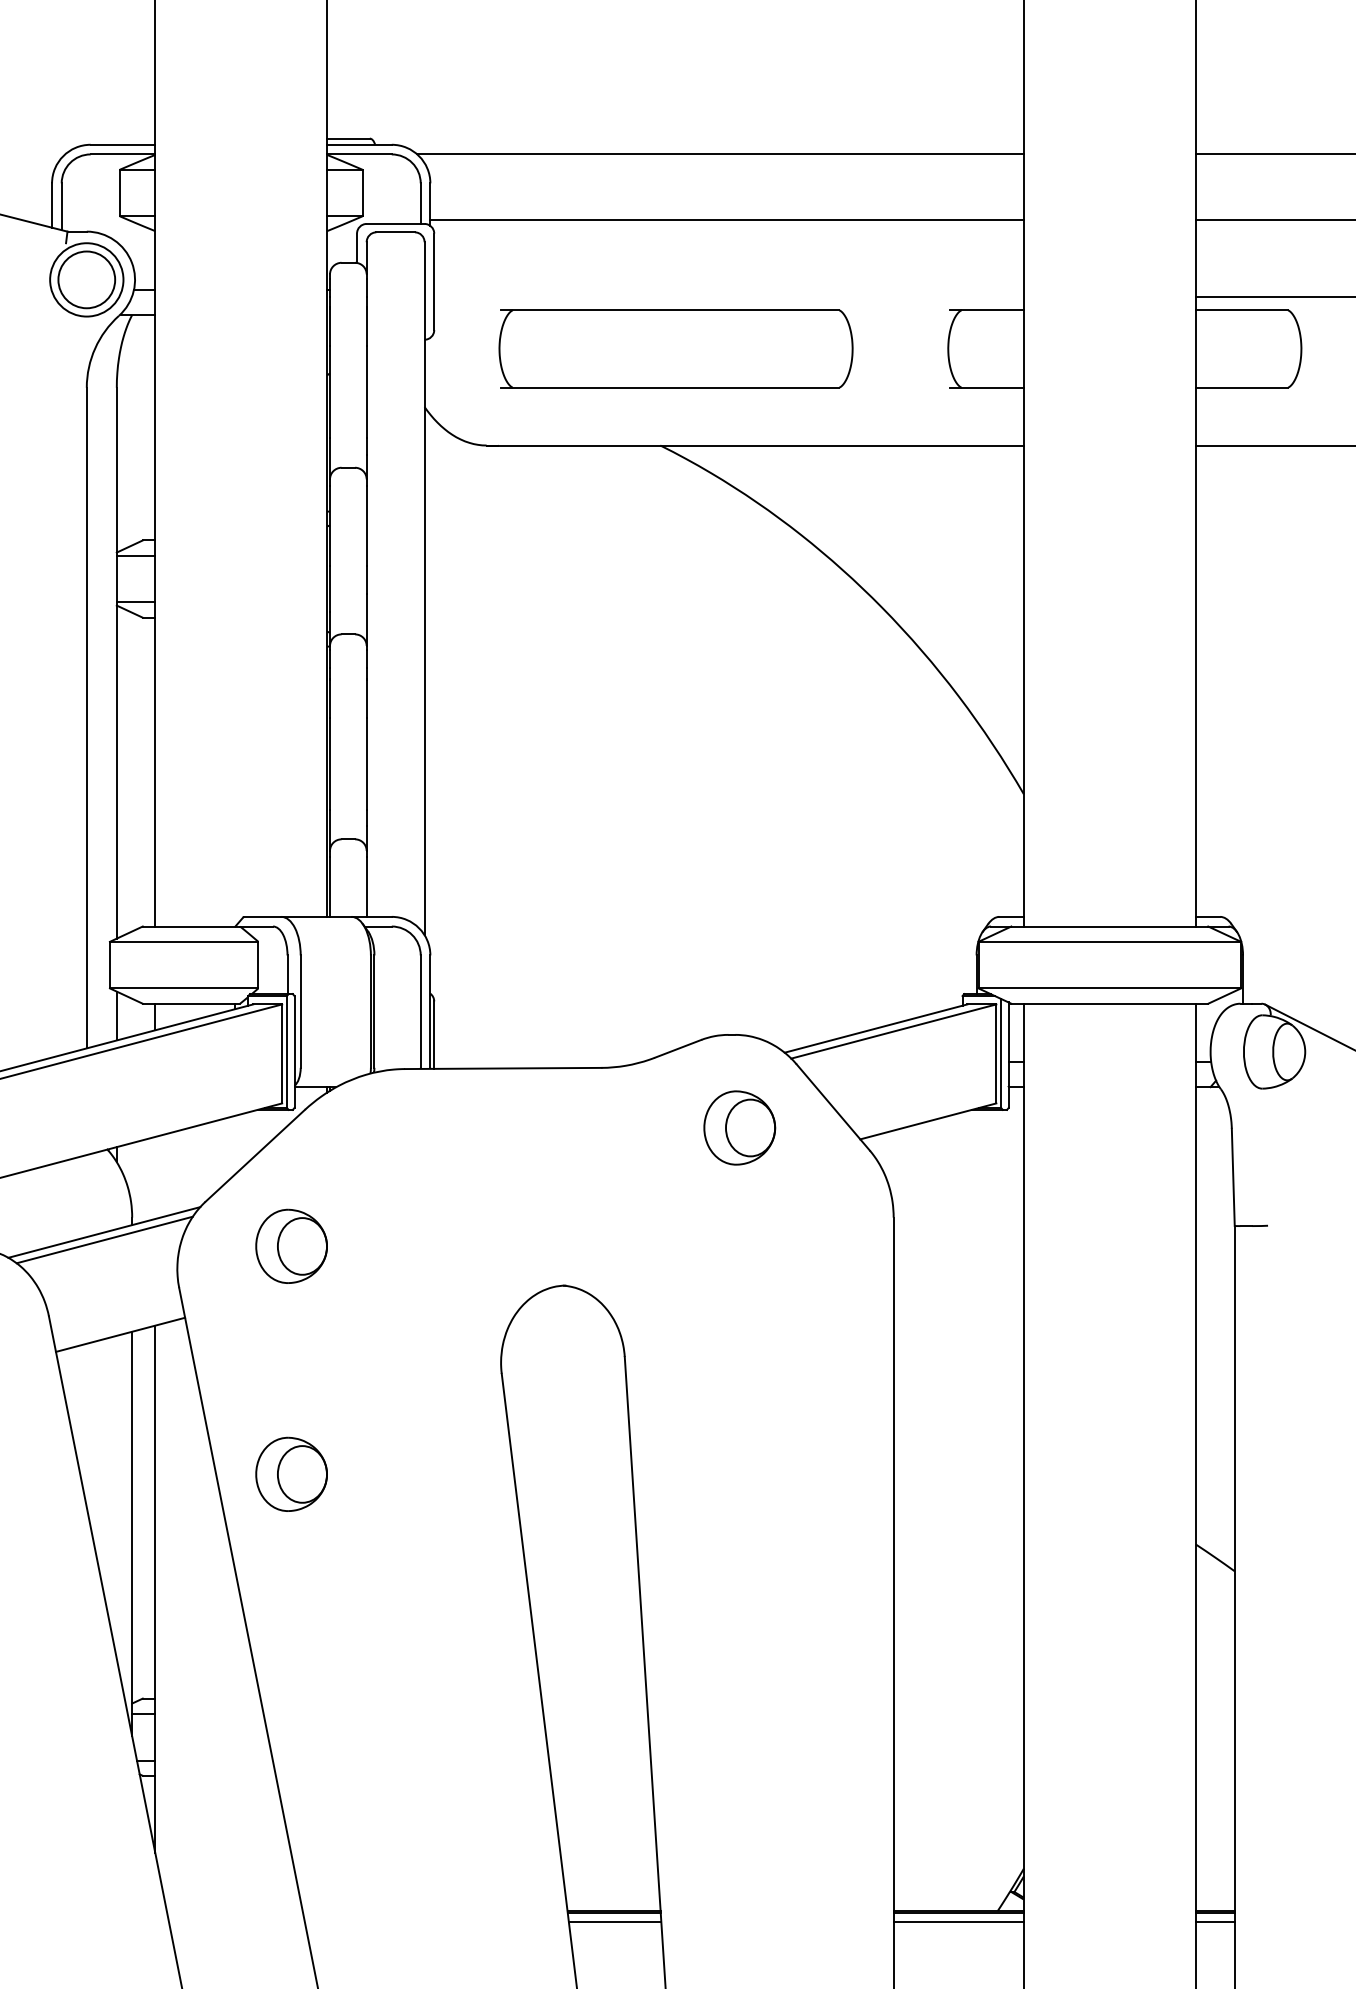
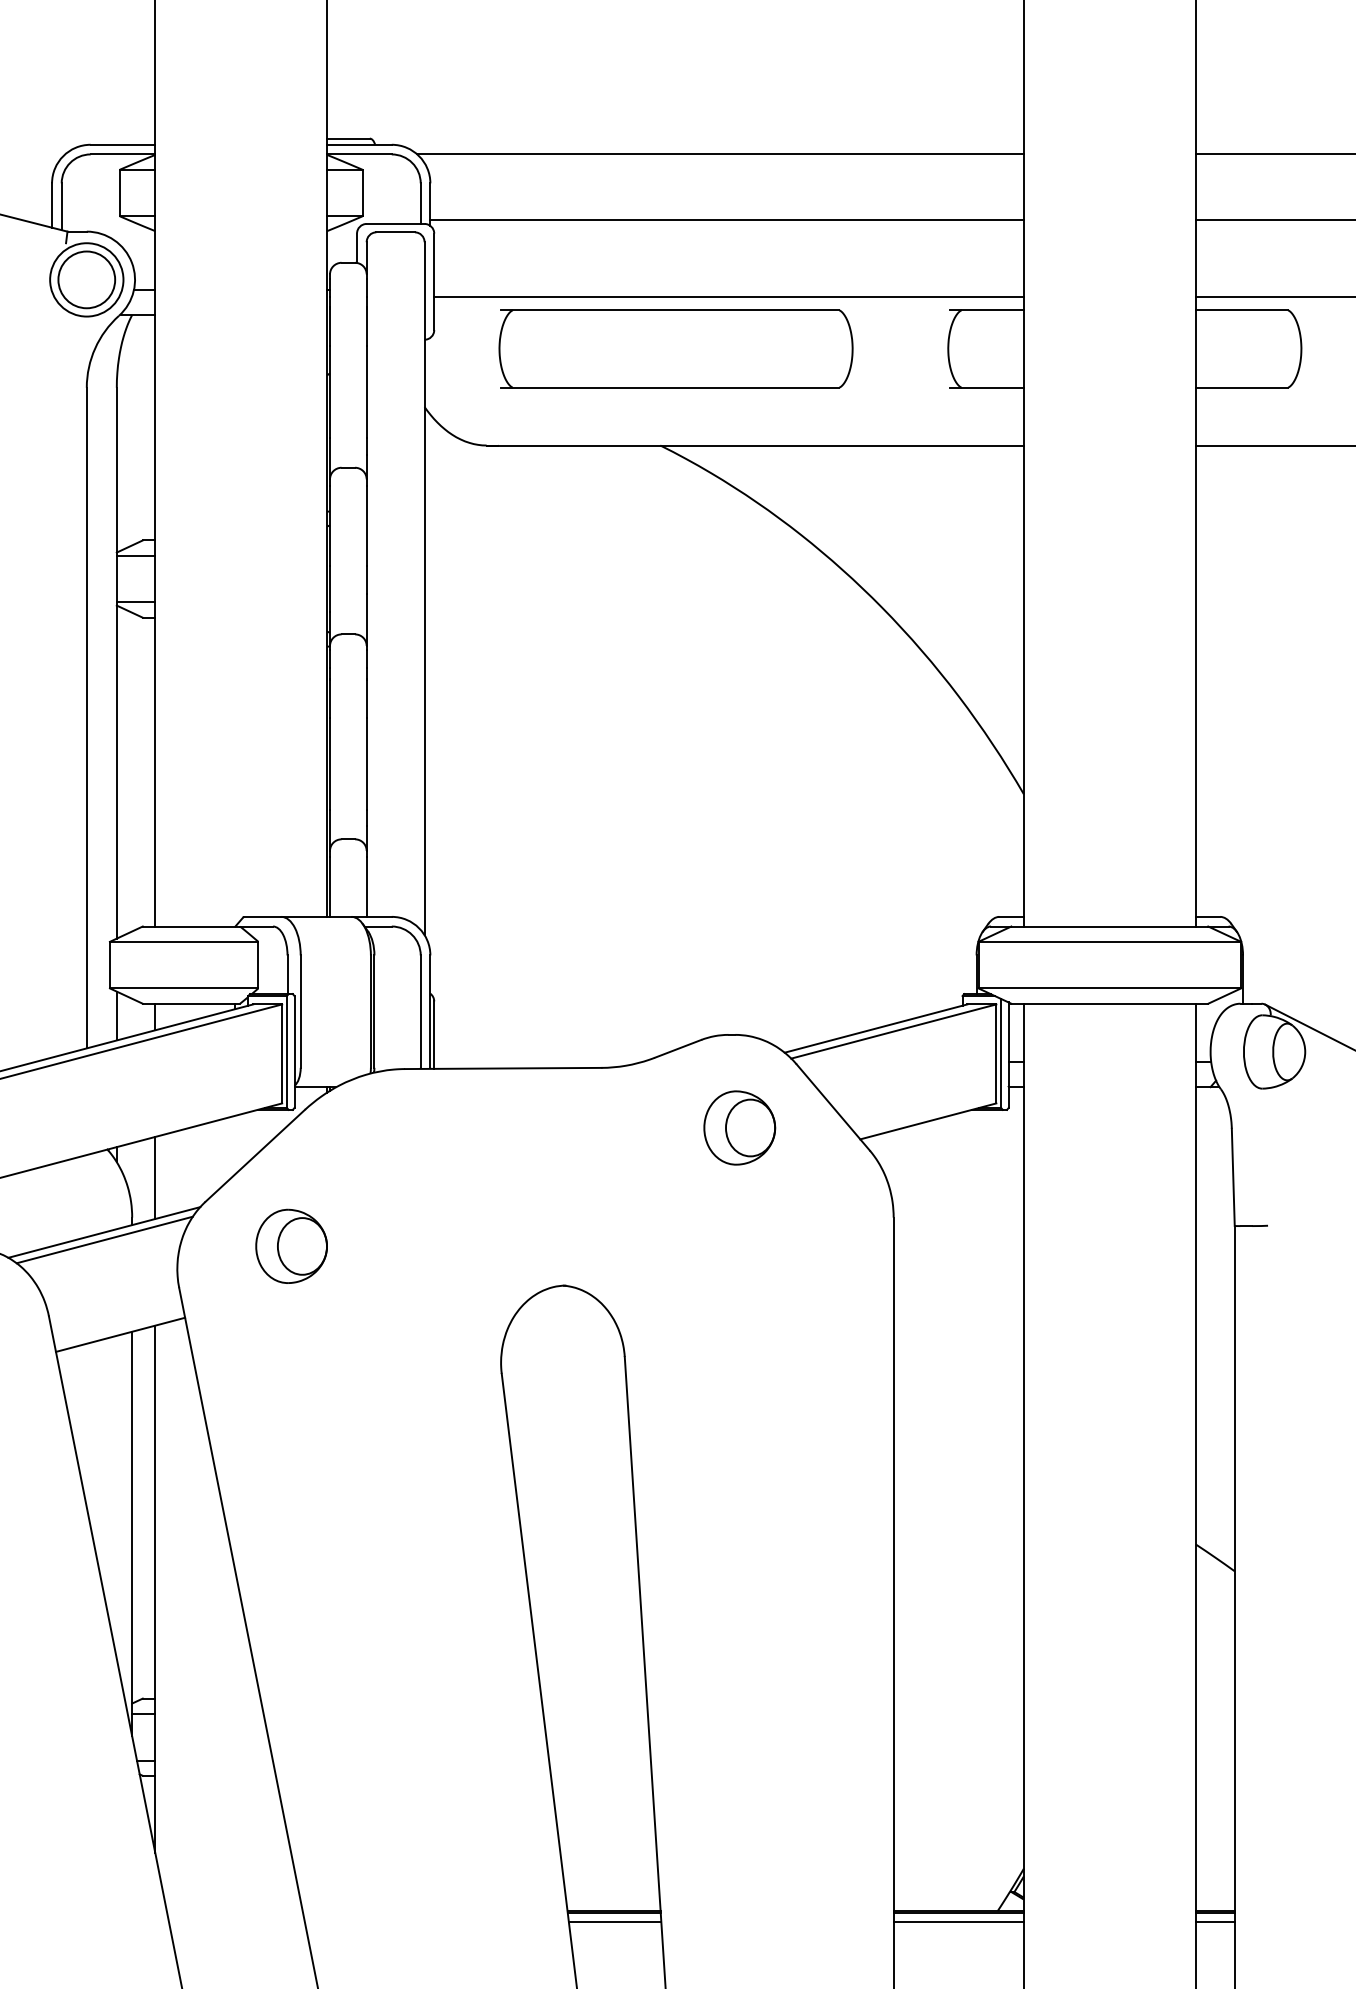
line: none -> present (728, 296)
line: none -> present (155, 1177)
part: present -> none (291, 1473)
